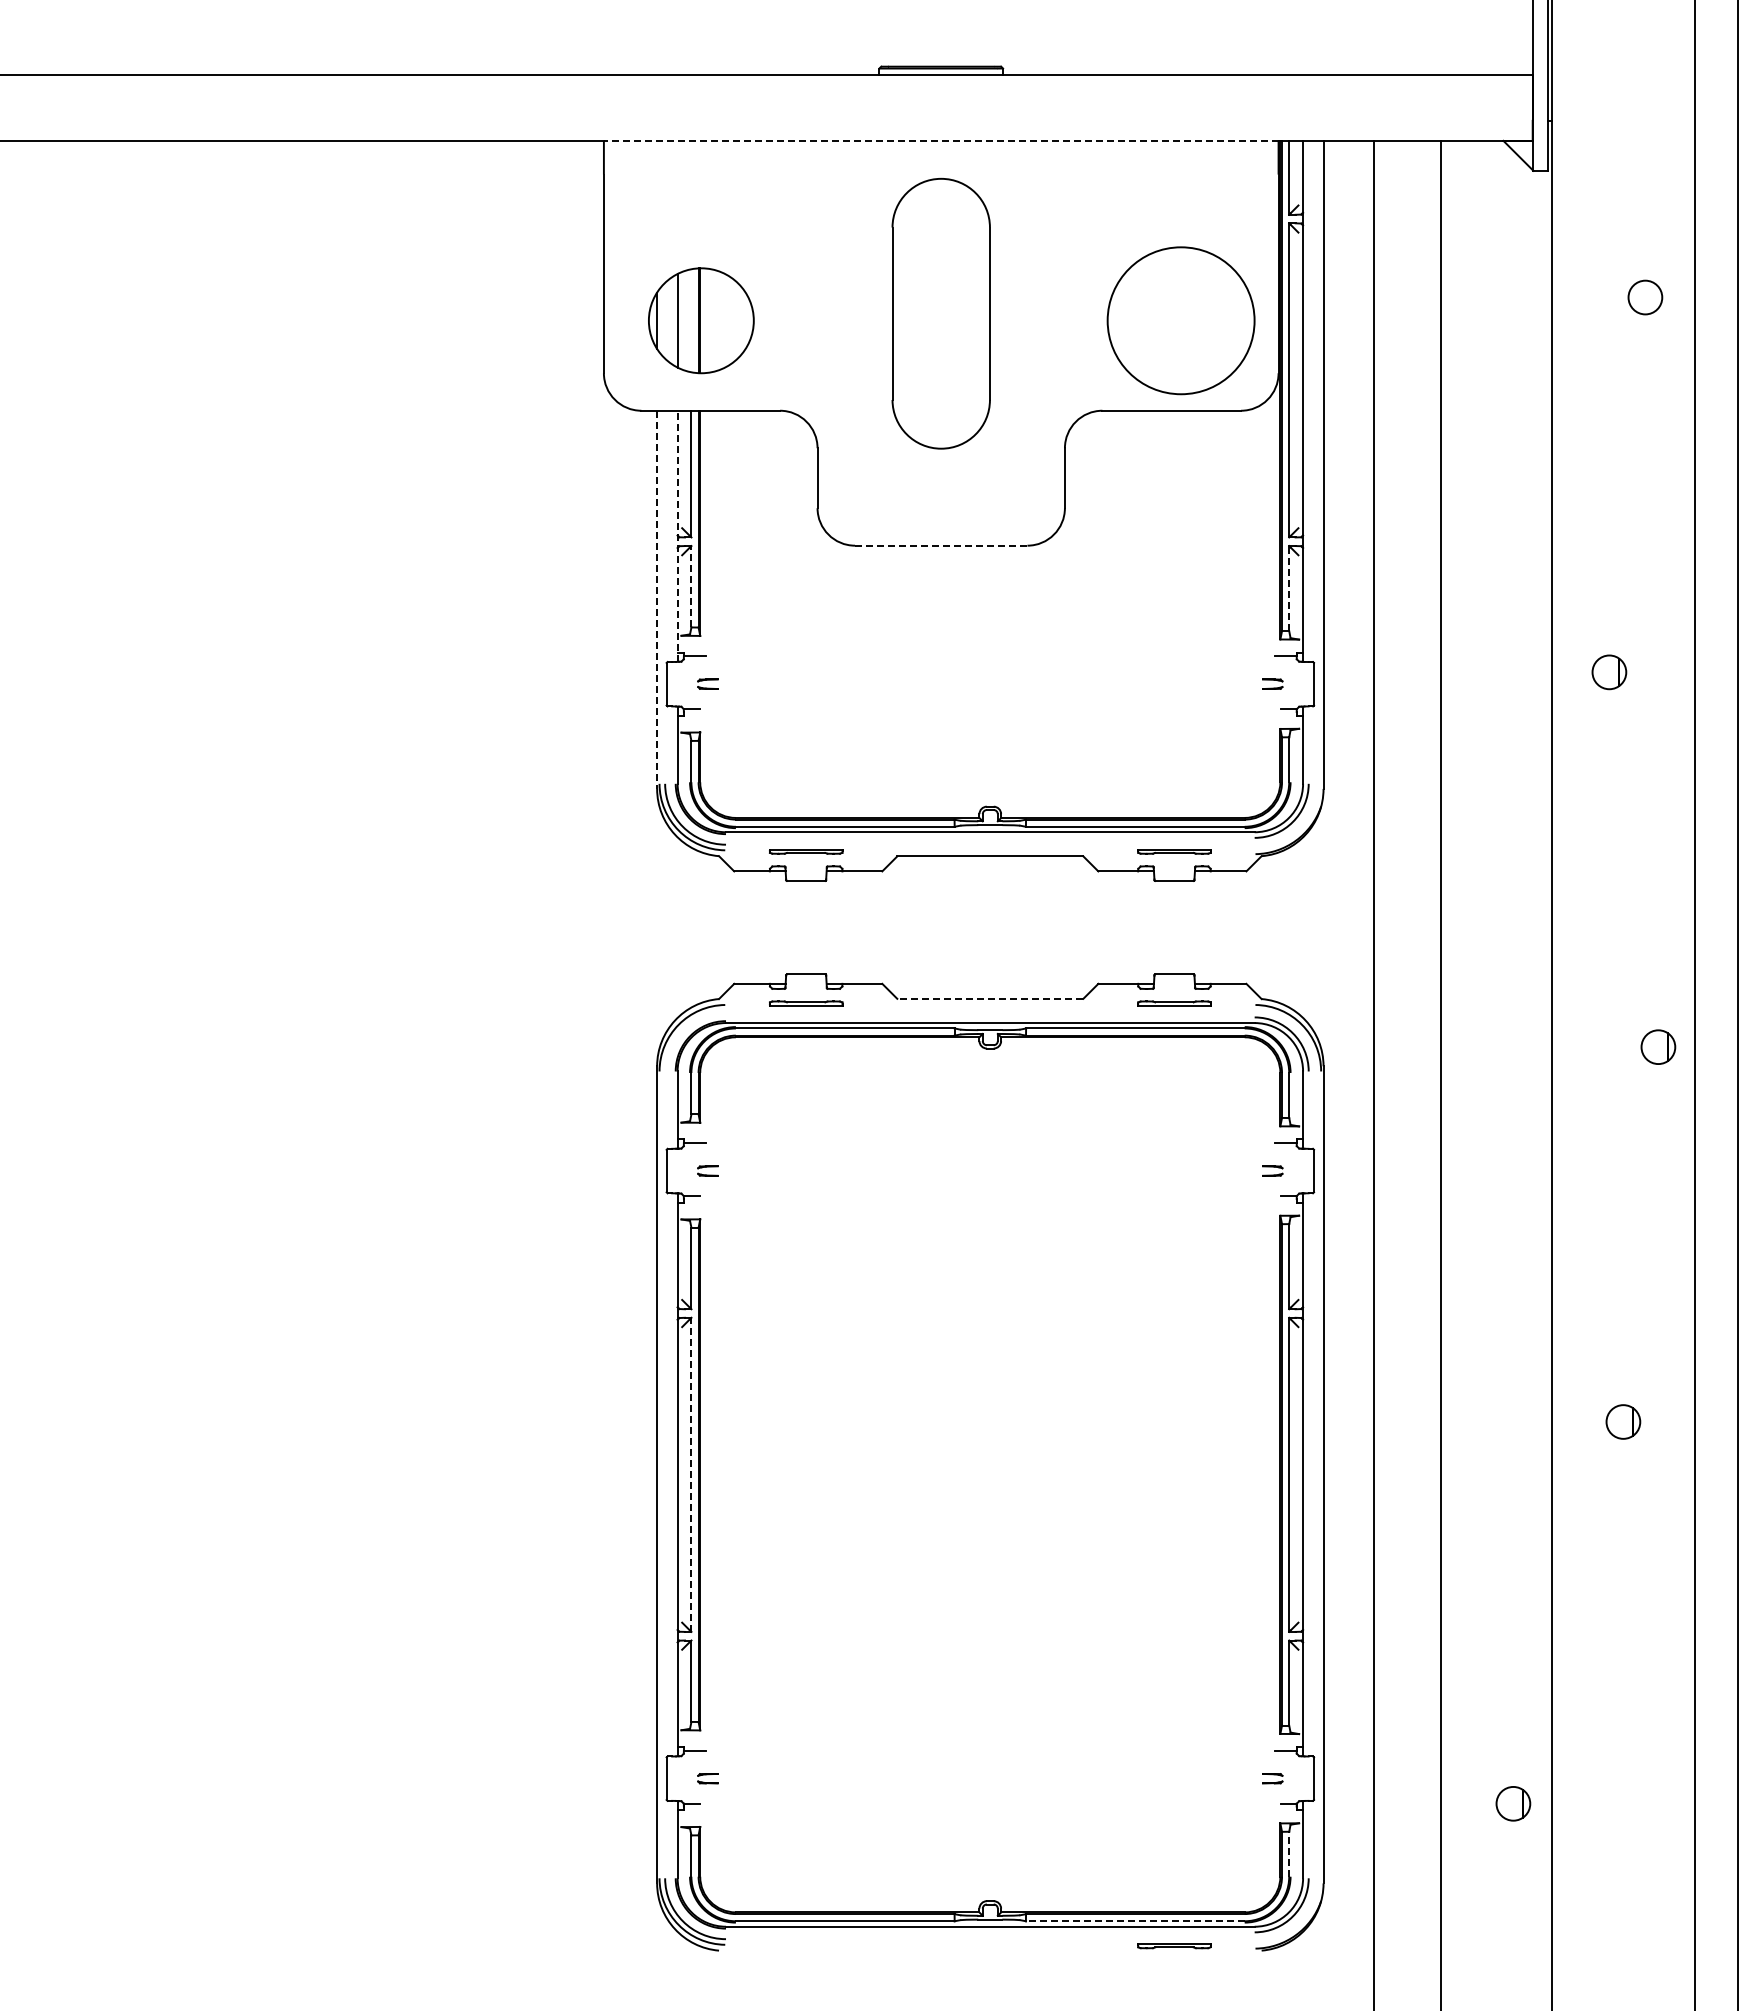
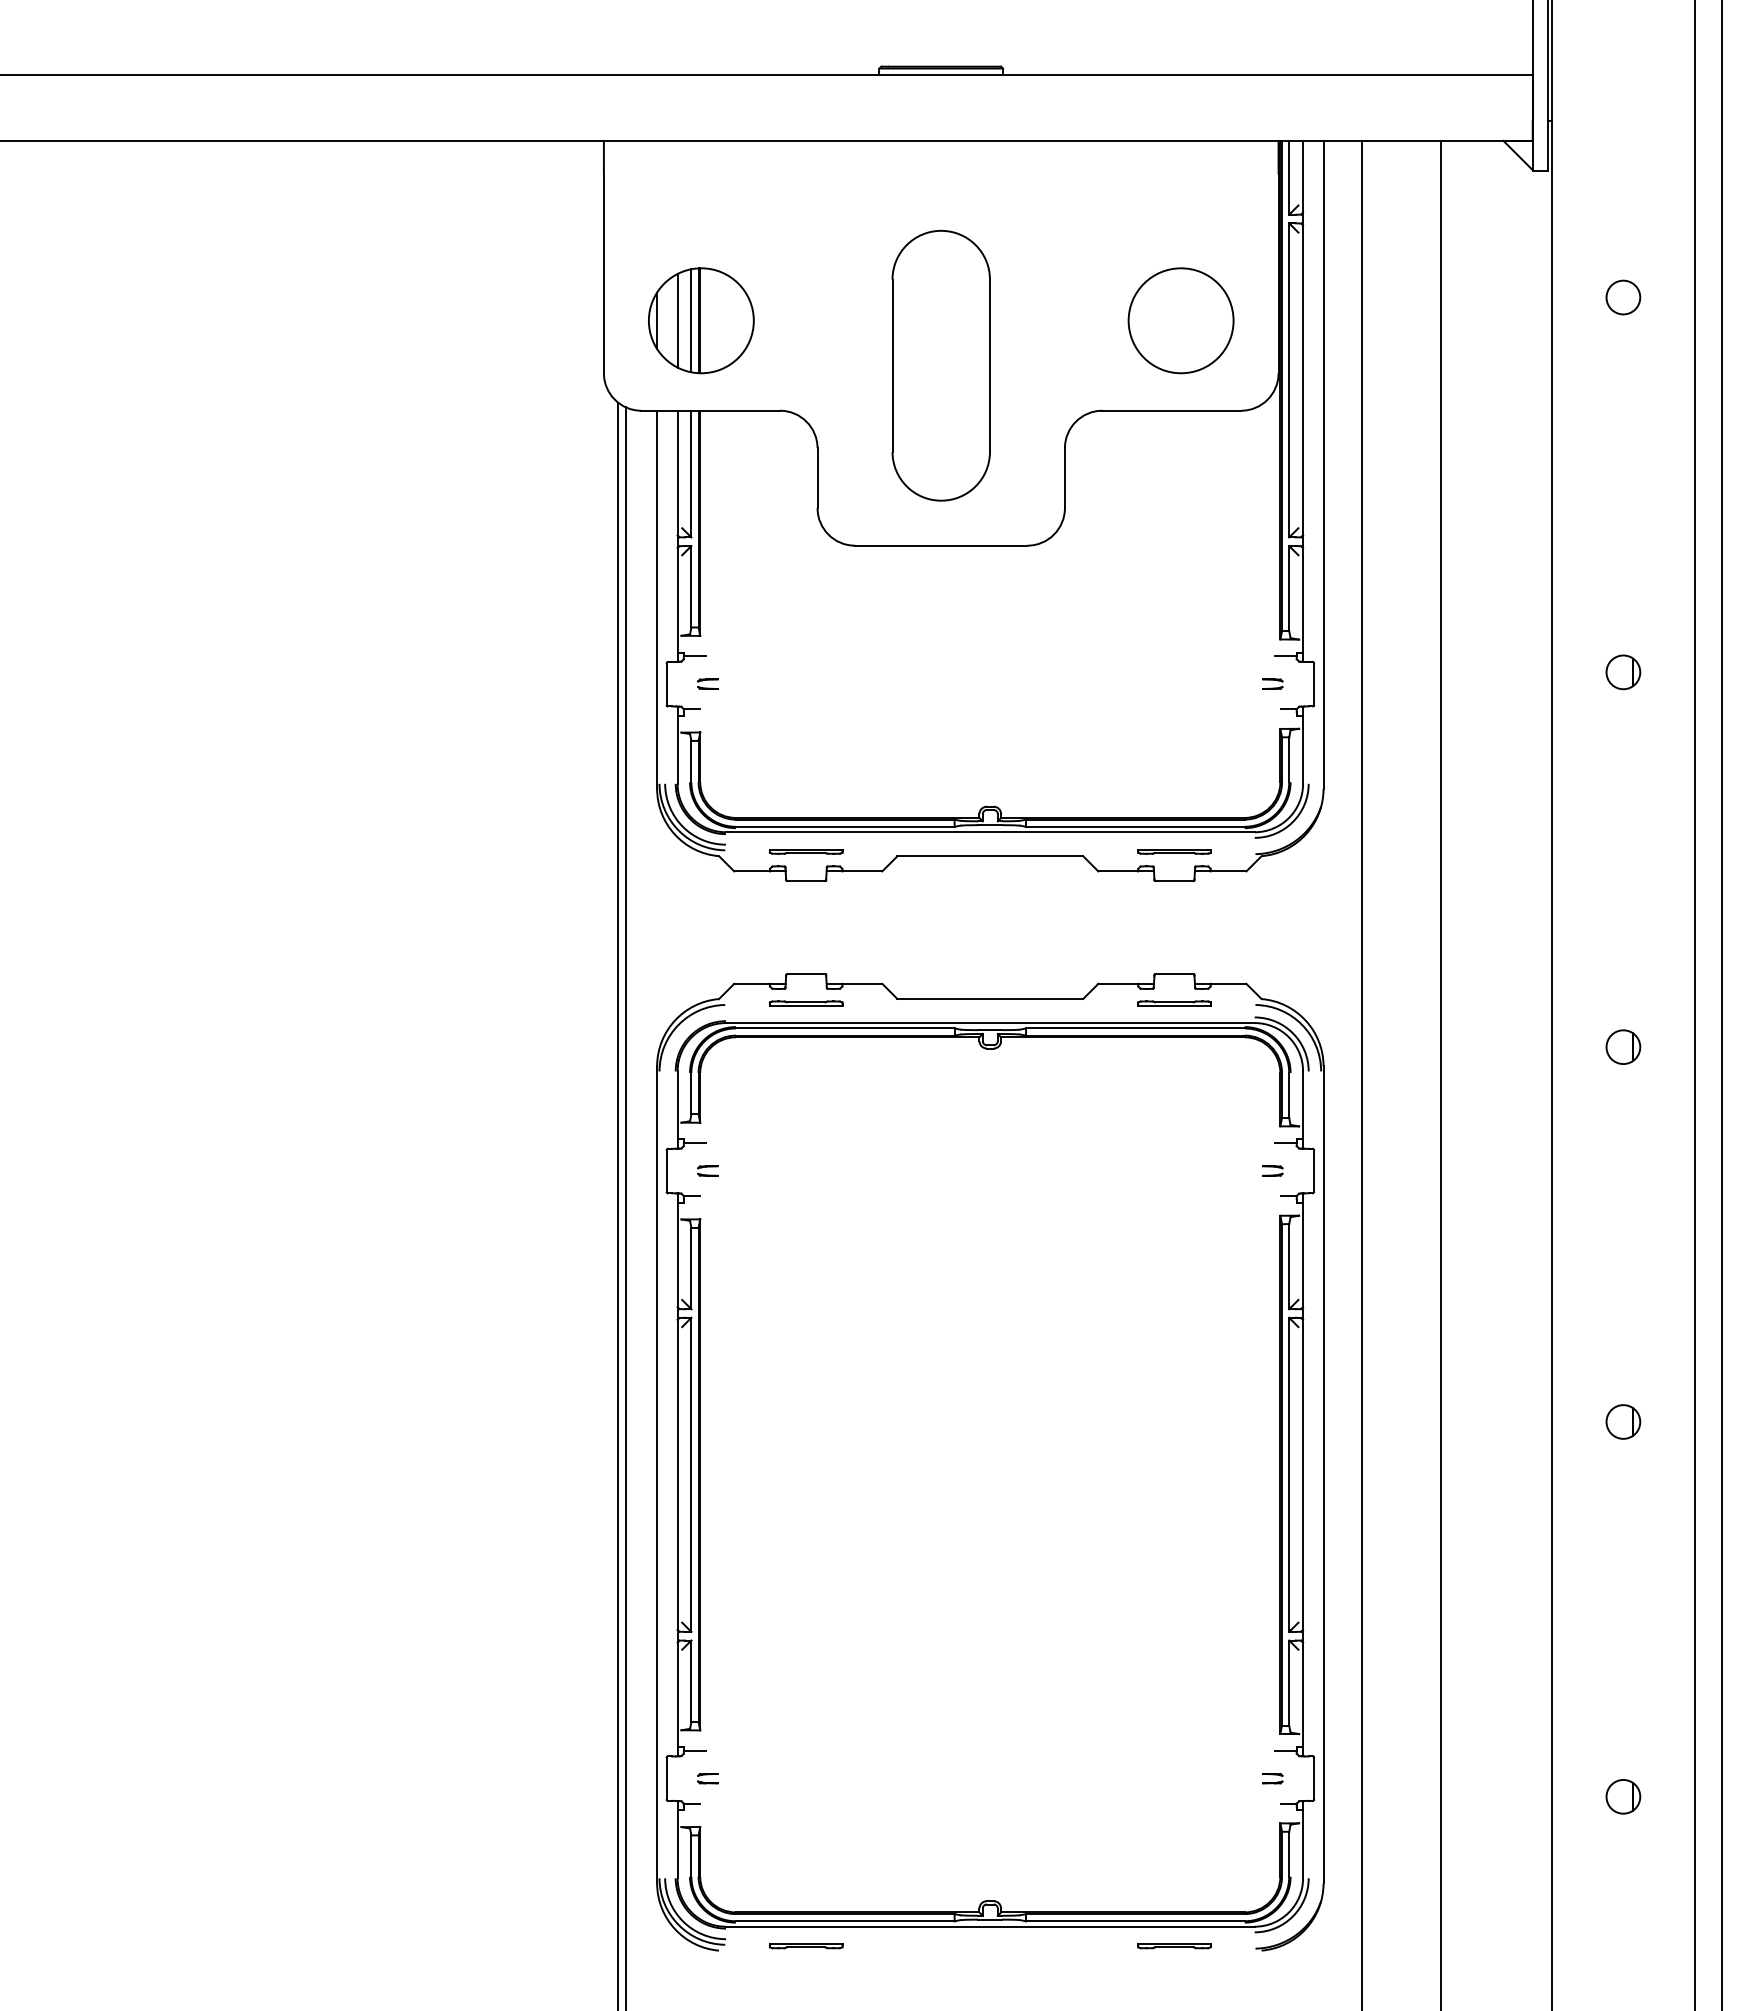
line: dashed -> solid (940, 140)
circle position: (1645, 297) -> (1623, 297) (1623, 297)
part position: (940, 313) -> (940, 365) (940, 365)
line: none -> present (691, 320)
circle diameter: 147 px -> 105 px (1180, 320)
line: dashed -> solid (677, 536)
line: dashed -> solid (940, 545)
line: dashed -> solid (691, 586)
line: dashed -> solid (1289, 588)
line: dashed -> solid (657, 600)
part position: (1609, 672) -> (1623, 672) (1623, 672)
line: dashed -> solid (989, 998)
line position: (1737, 1004) -> (1721, 1004) (1721, 1004)
part position: (1658, 1046) -> (1623, 1046) (1623, 1046)
line position: (1373, 1073) -> (1361, 1073) (1361, 1073)
line: none -> present (618, 1204)
line: none -> present (625, 1207)
line: dashed -> solid (691, 1474)
part position: (1513, 1803) -> (1623, 1796) (1623, 1796)
line: dashed -> solid (1289, 1853)
line: dashed -> solid (1134, 1921)
part: none -> present (805, 1946)
